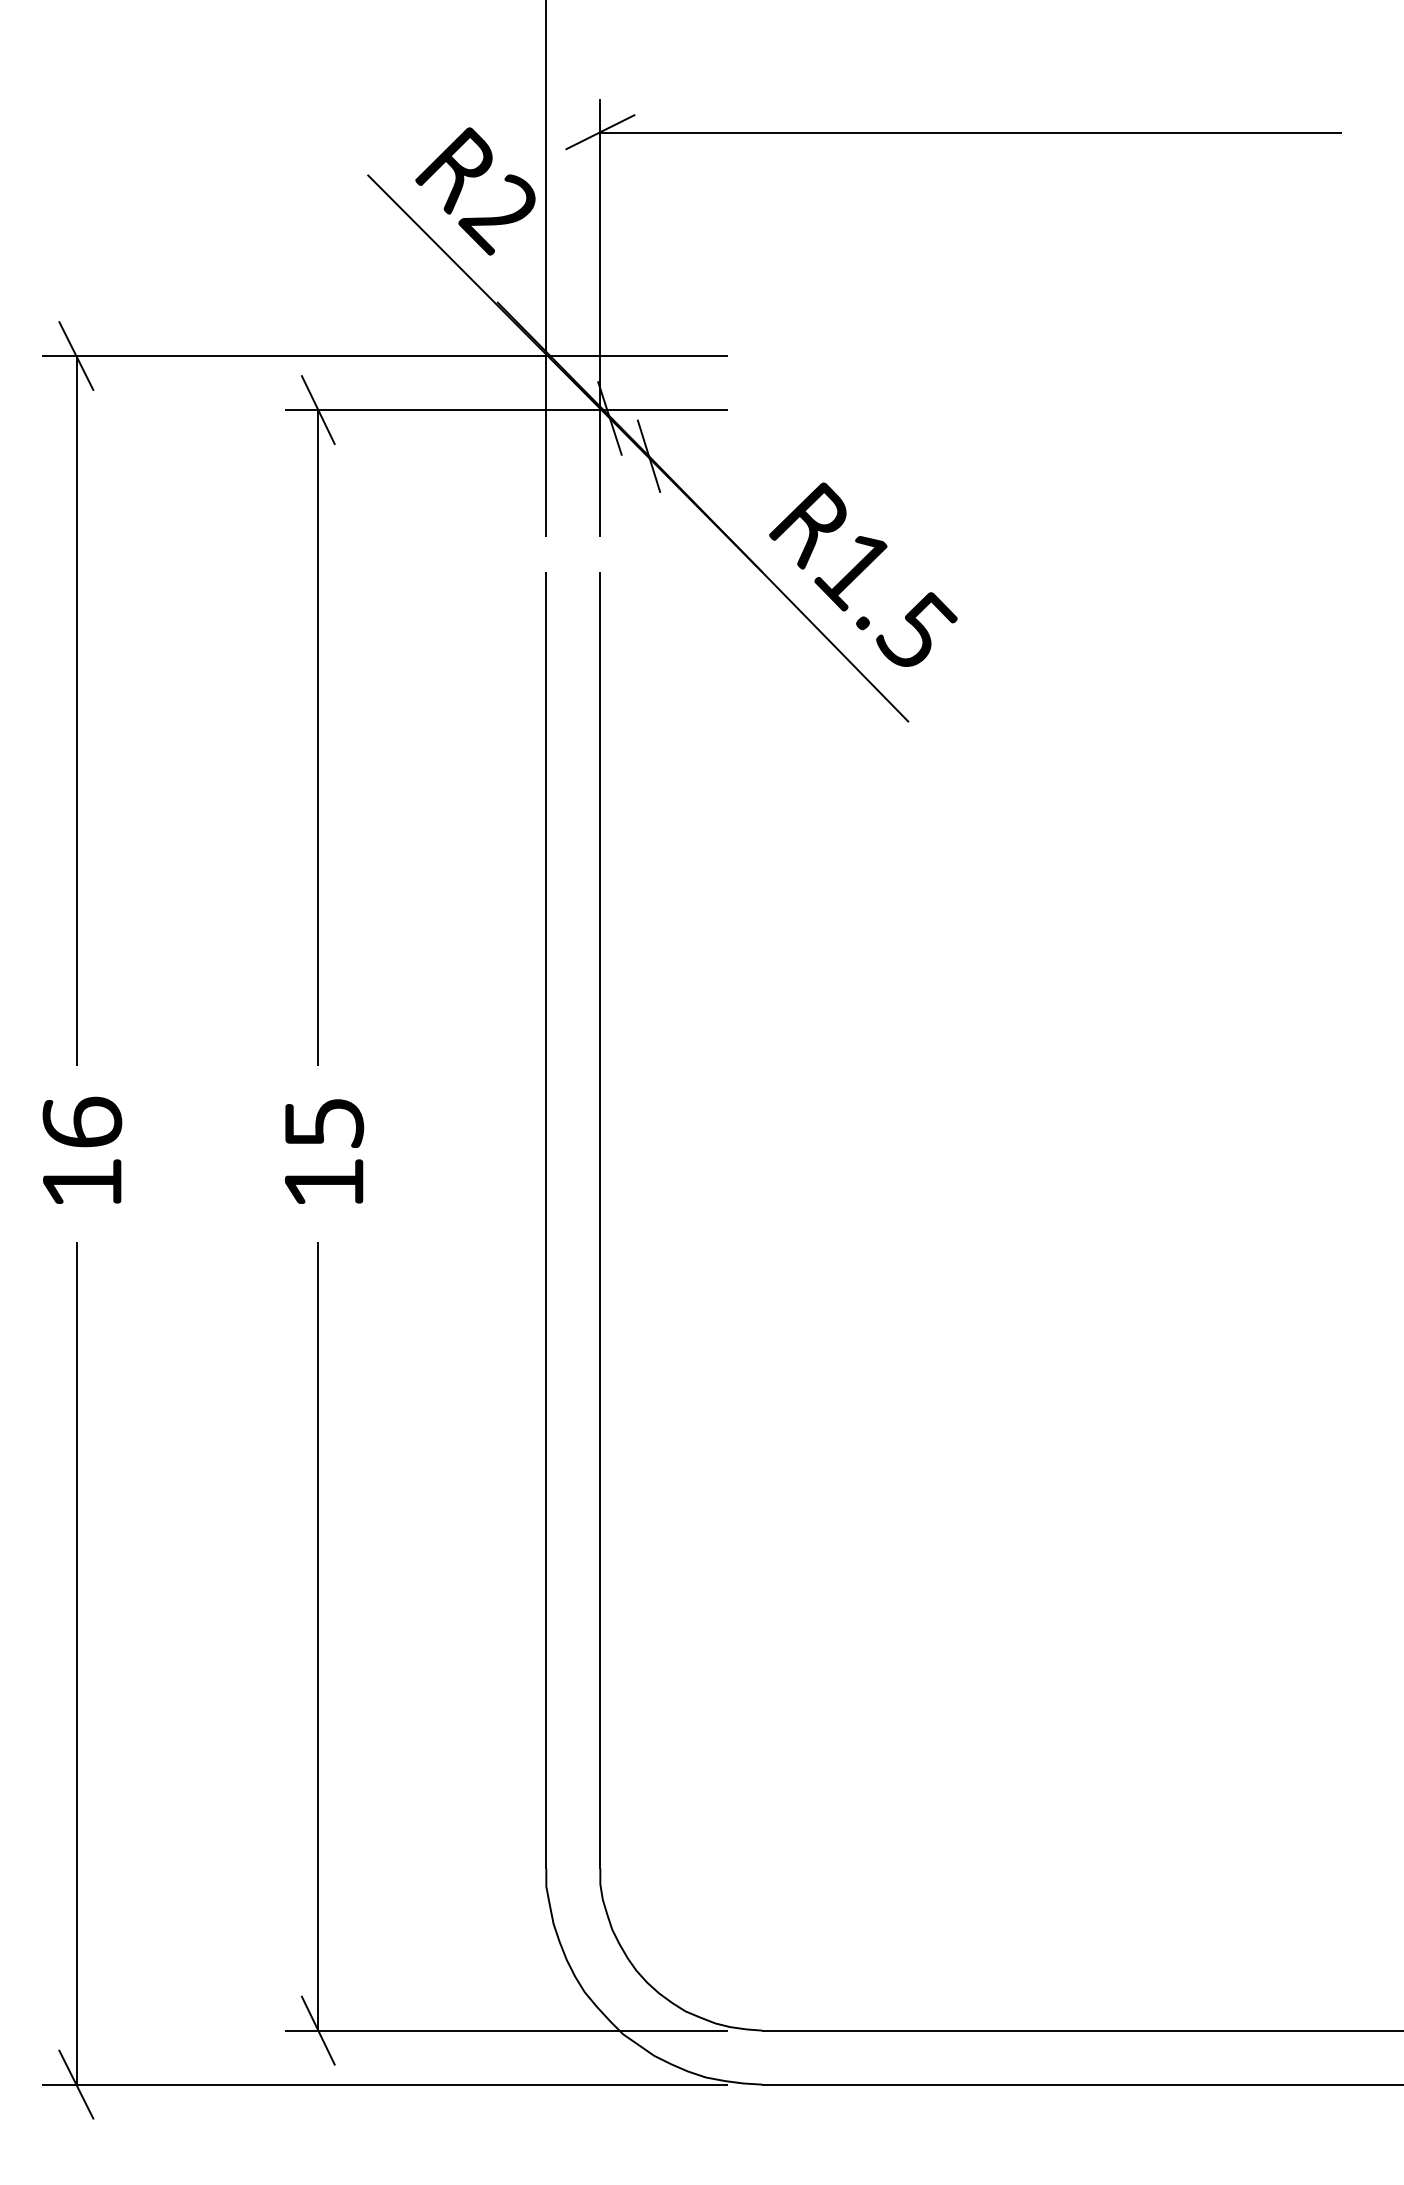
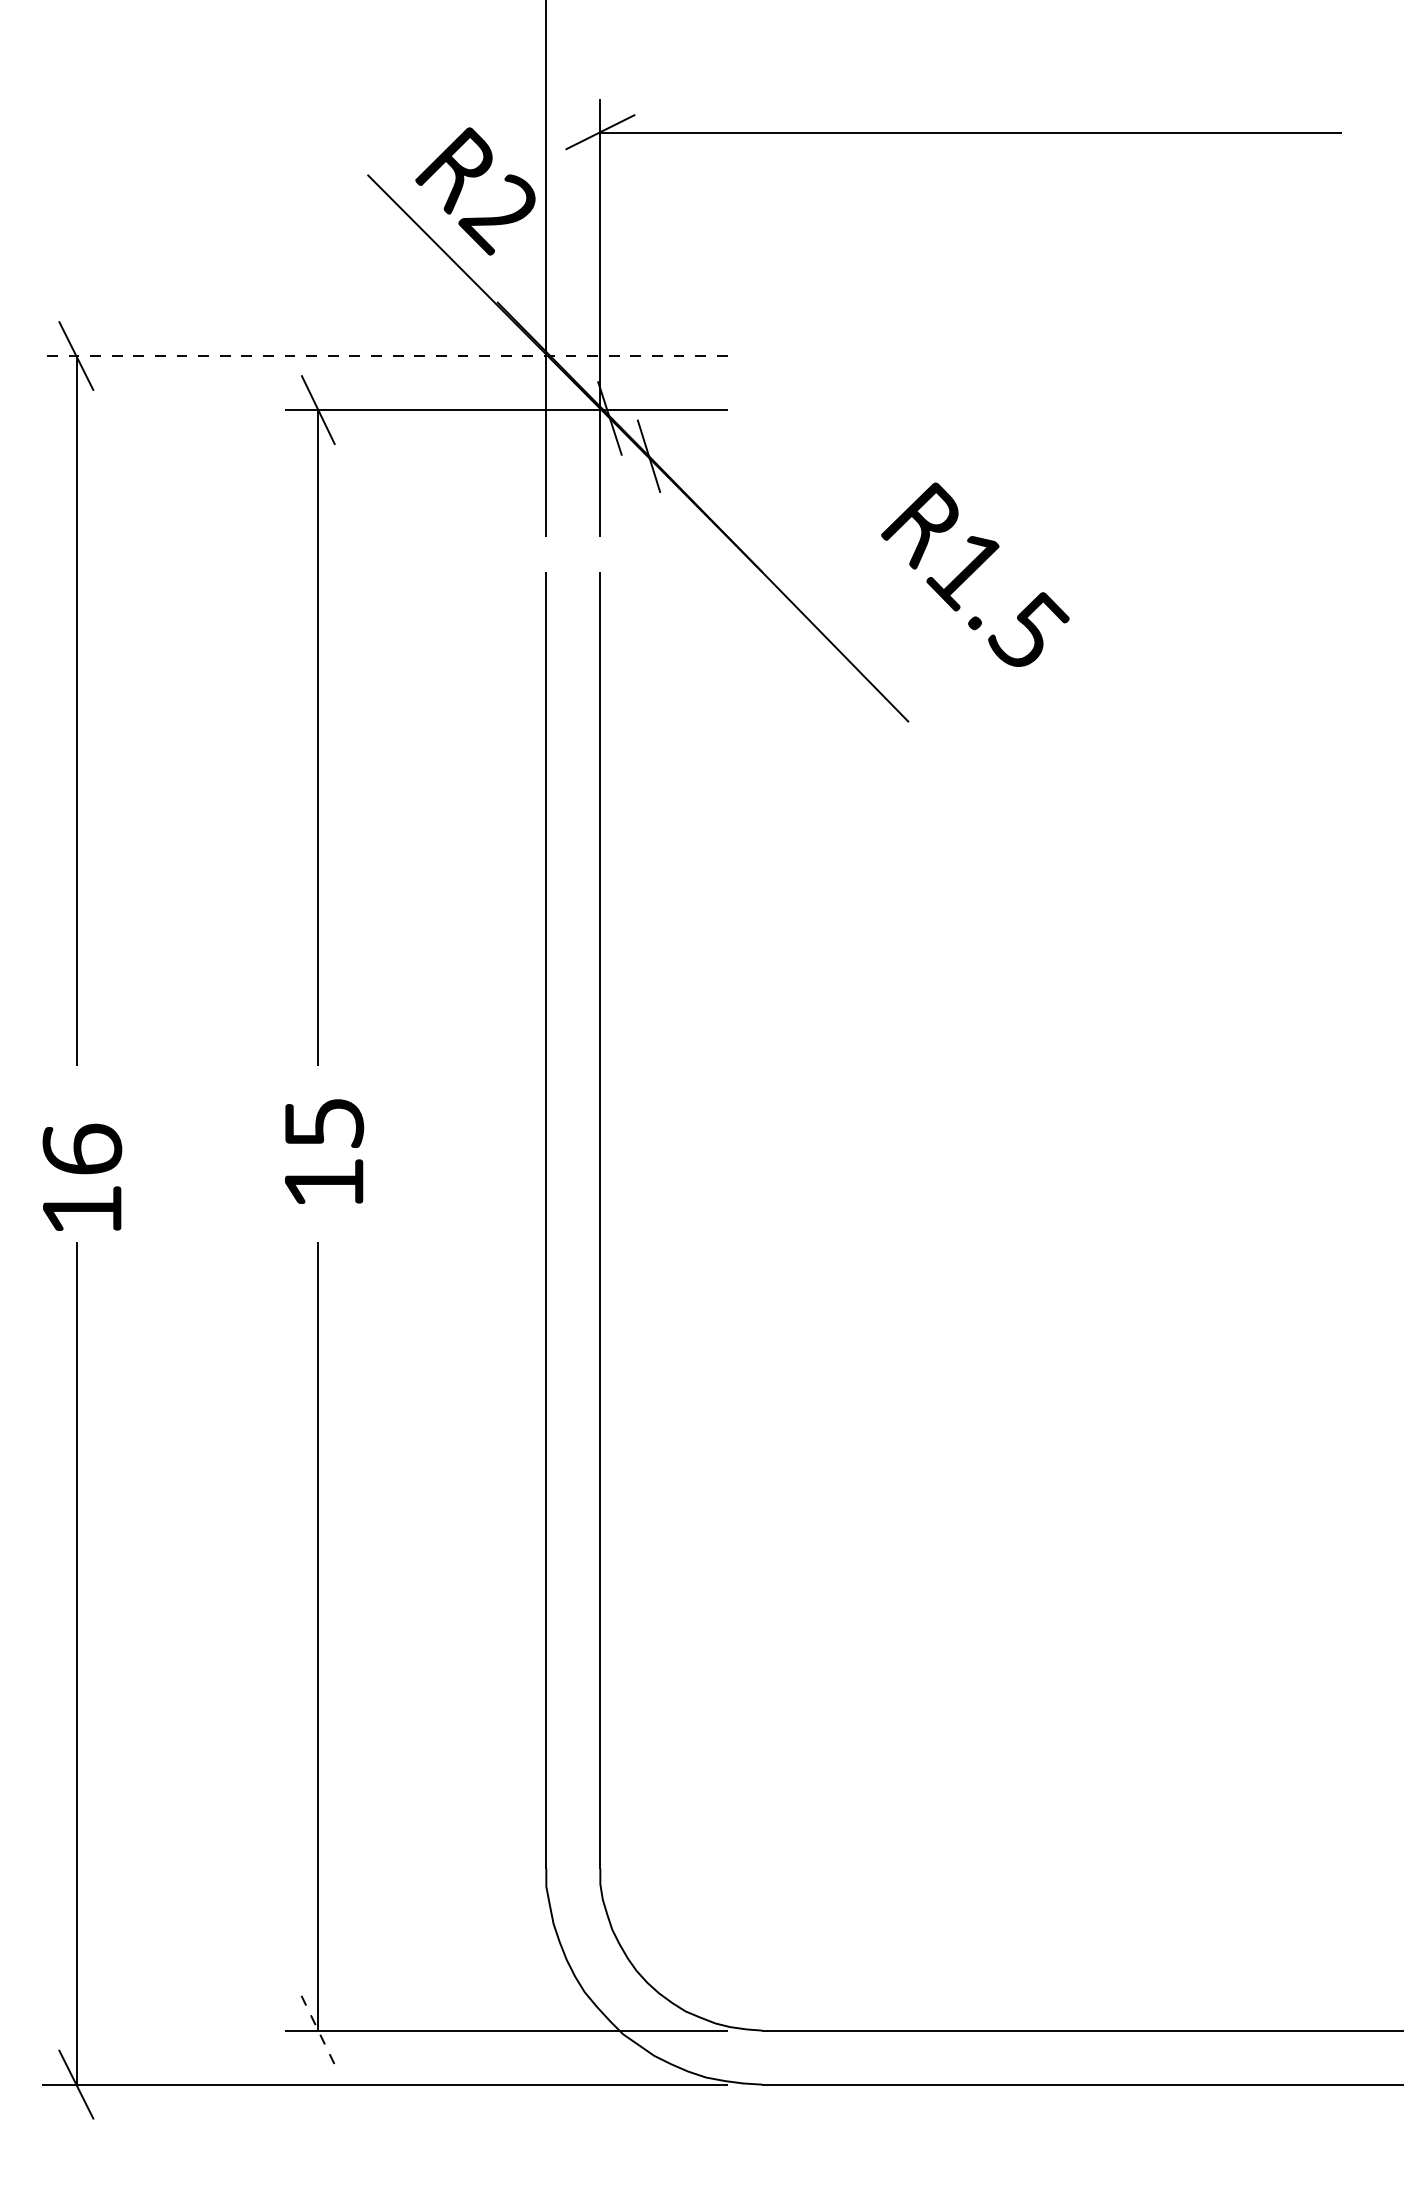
line: solid -> dashed (384, 356)
part position: (863, 574) -> (975, 574) (975, 574)
part position: (82, 1149) -> (82, 1176) (82, 1176)
line: solid -> dashed (318, 2030)
